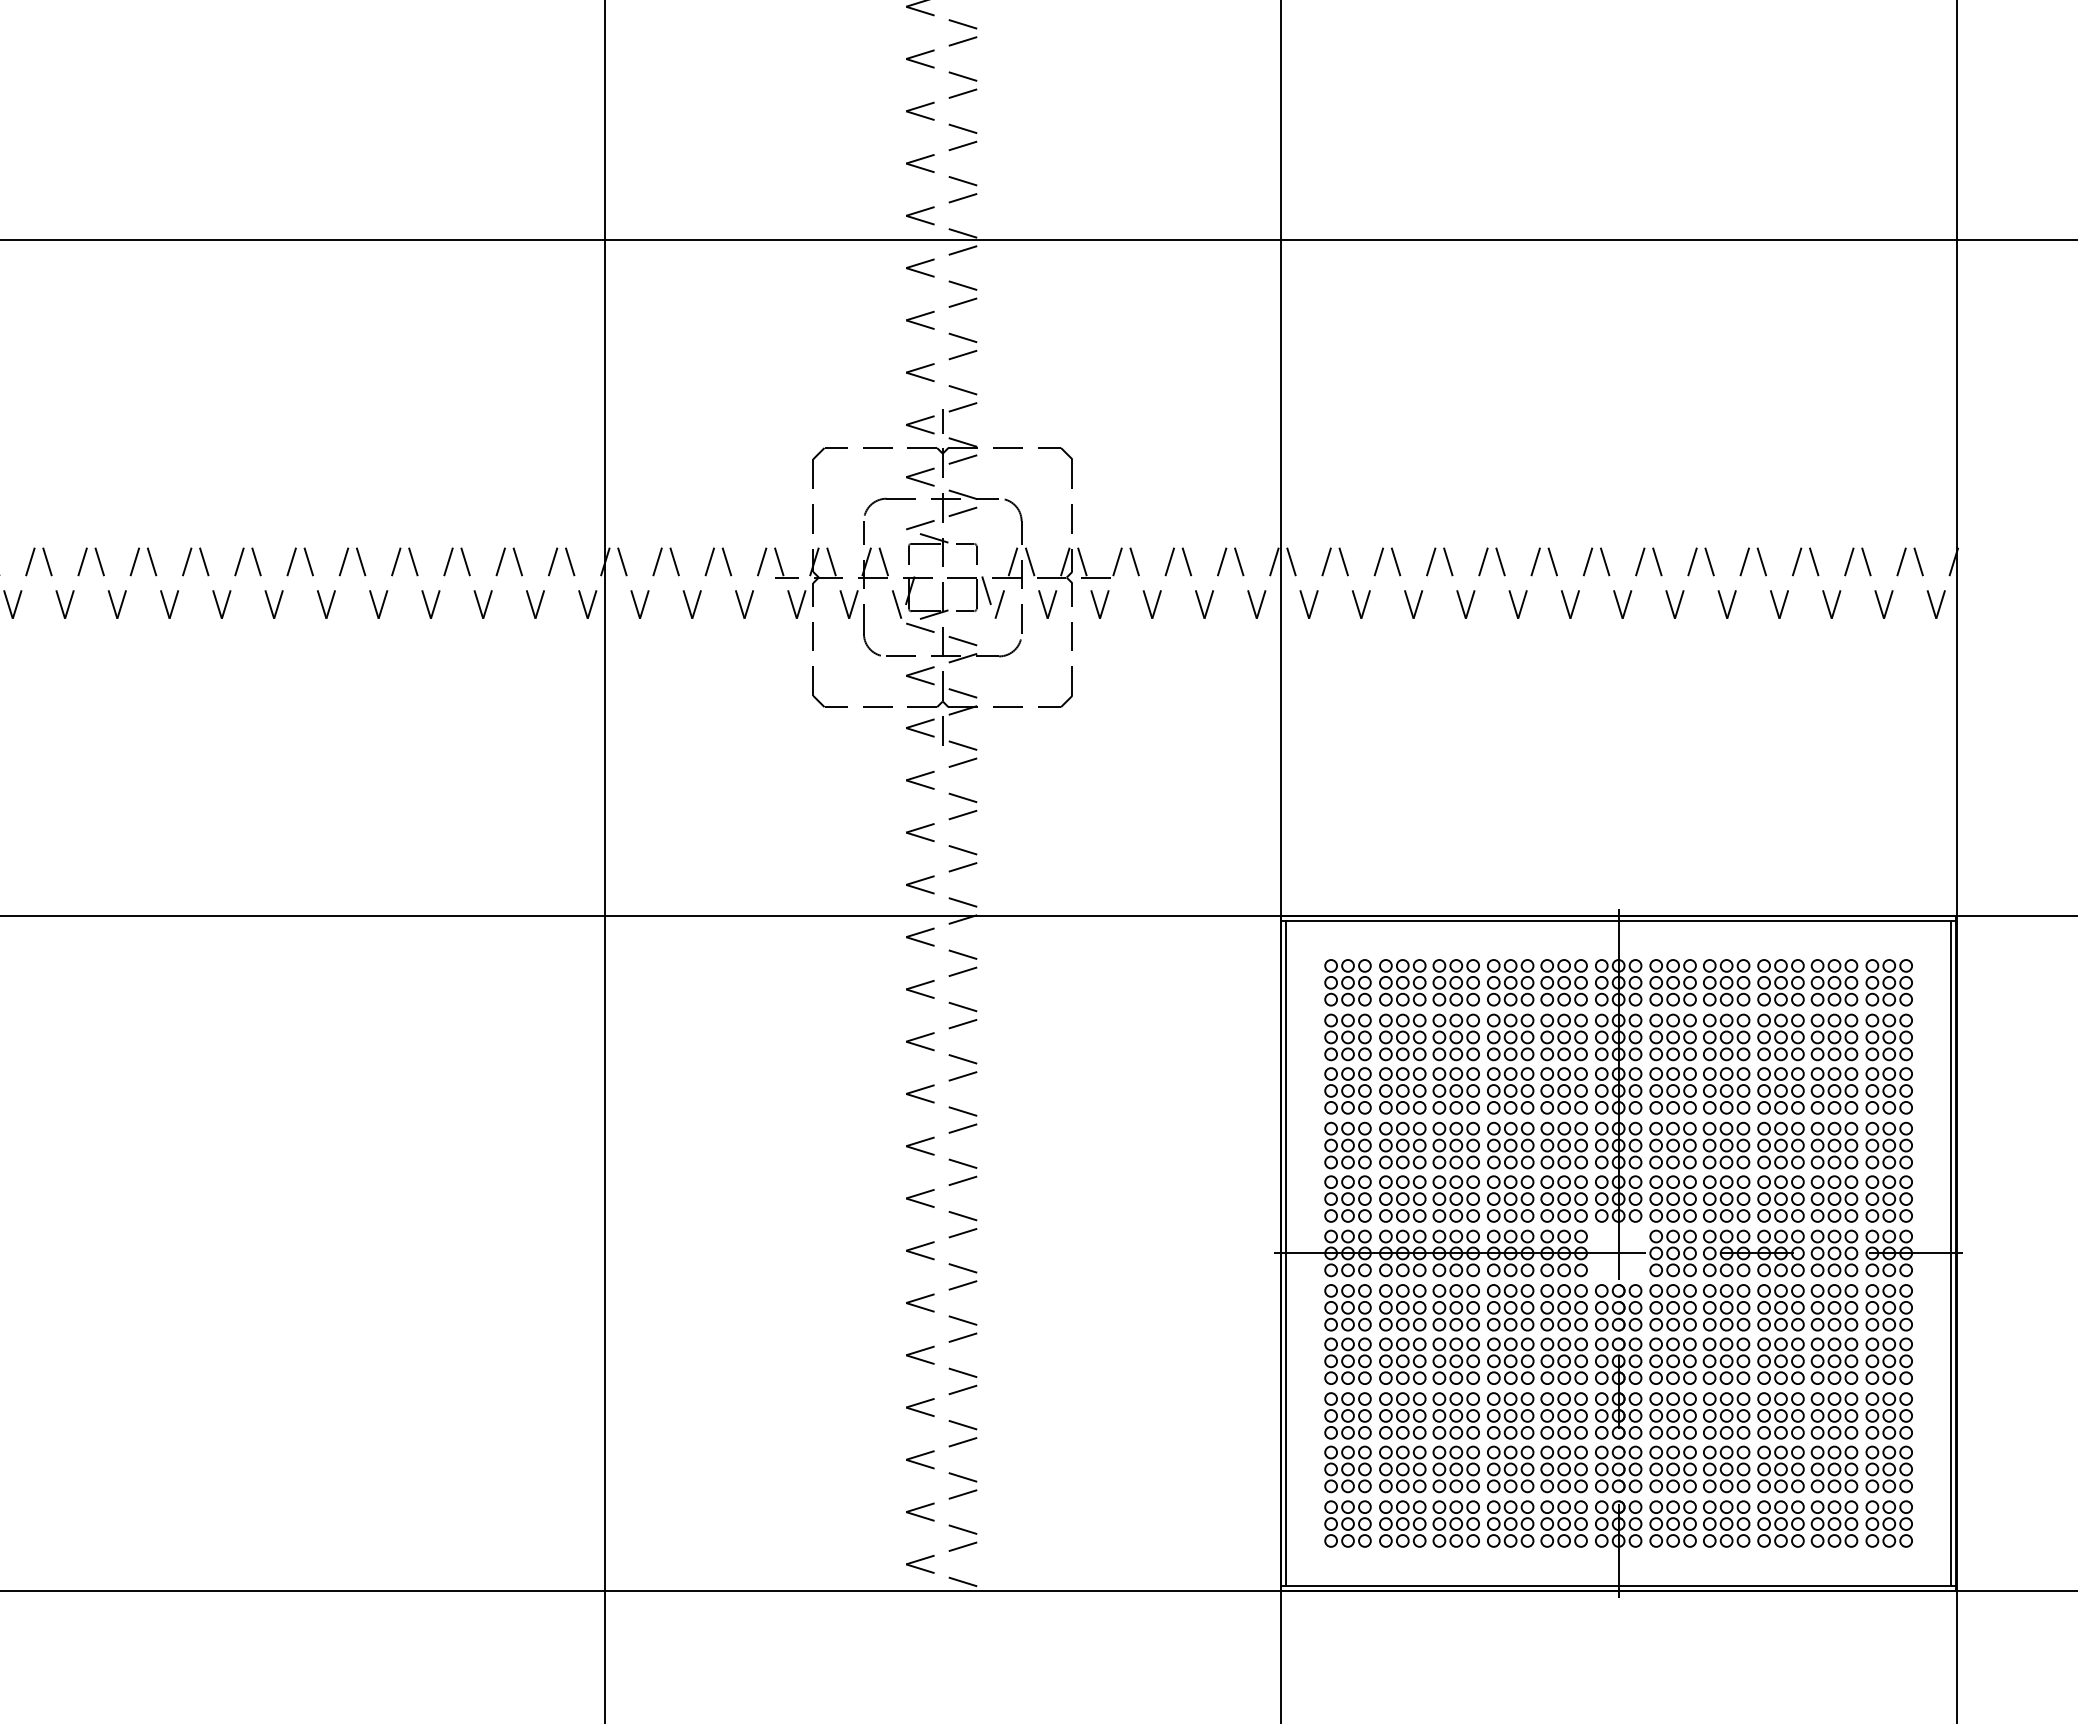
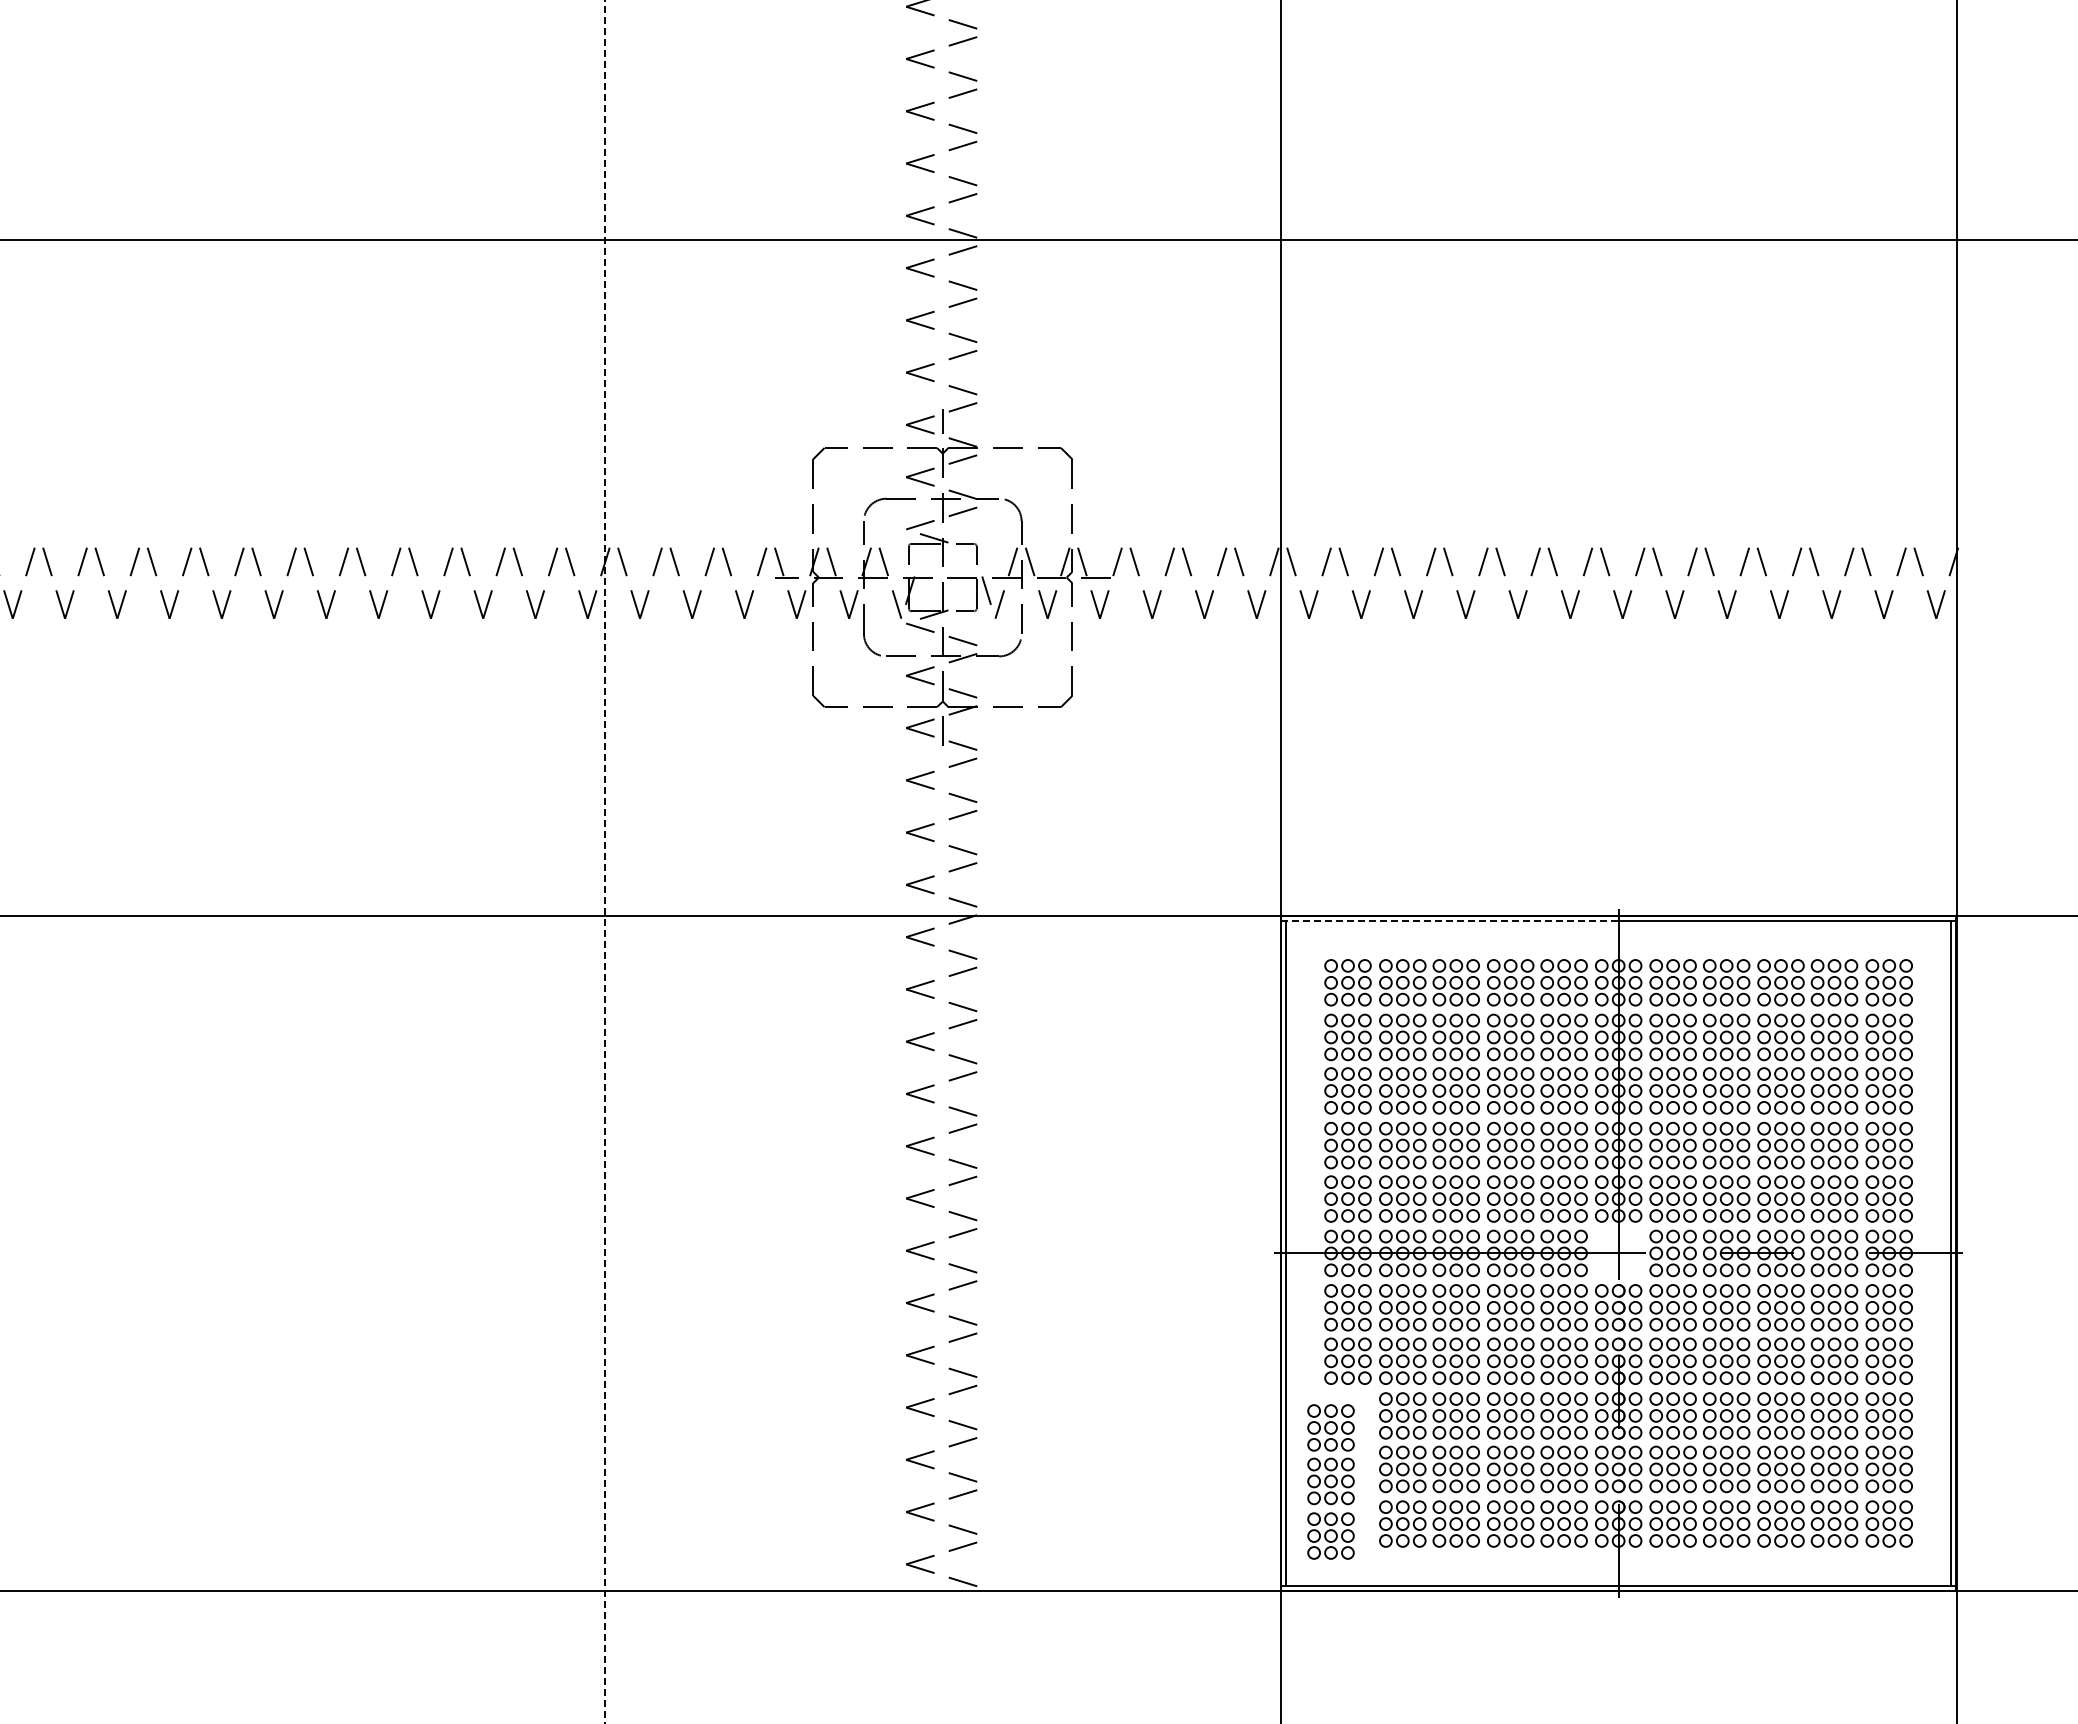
line: solid -> dashed (604, 862)
line: solid -> dashed (1449, 921)
part position: (1347, 1469) -> (1330, 1481) (1330, 1481)
